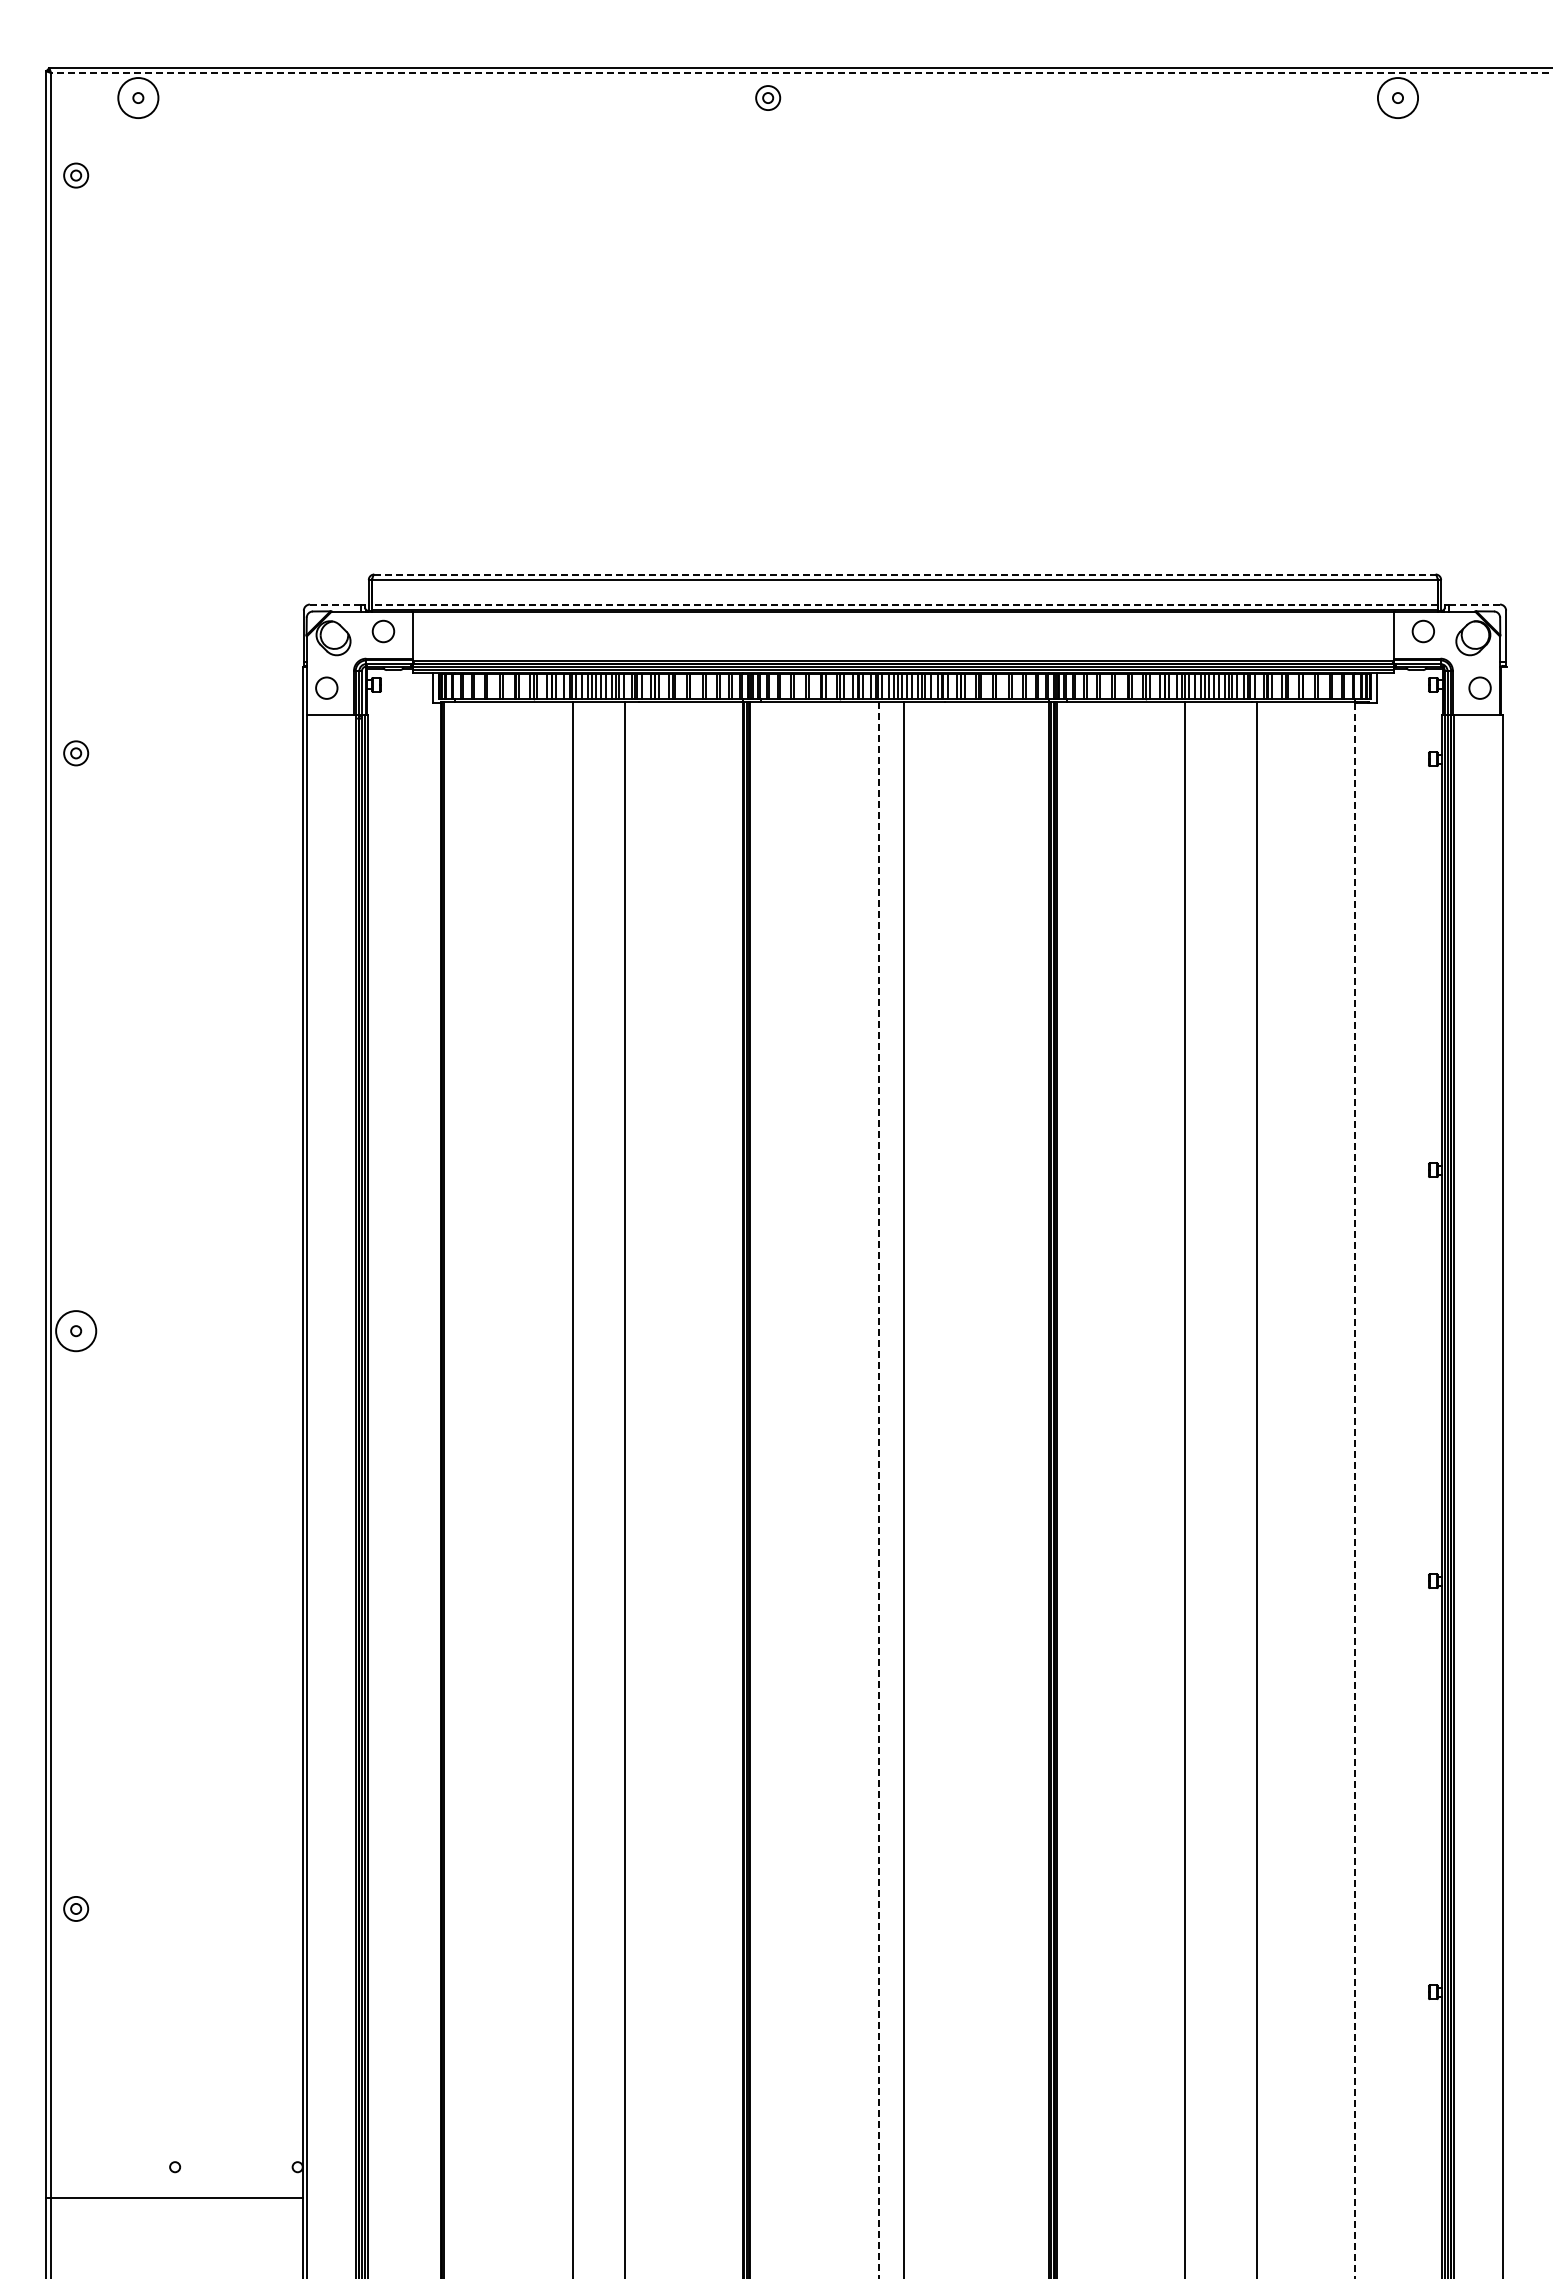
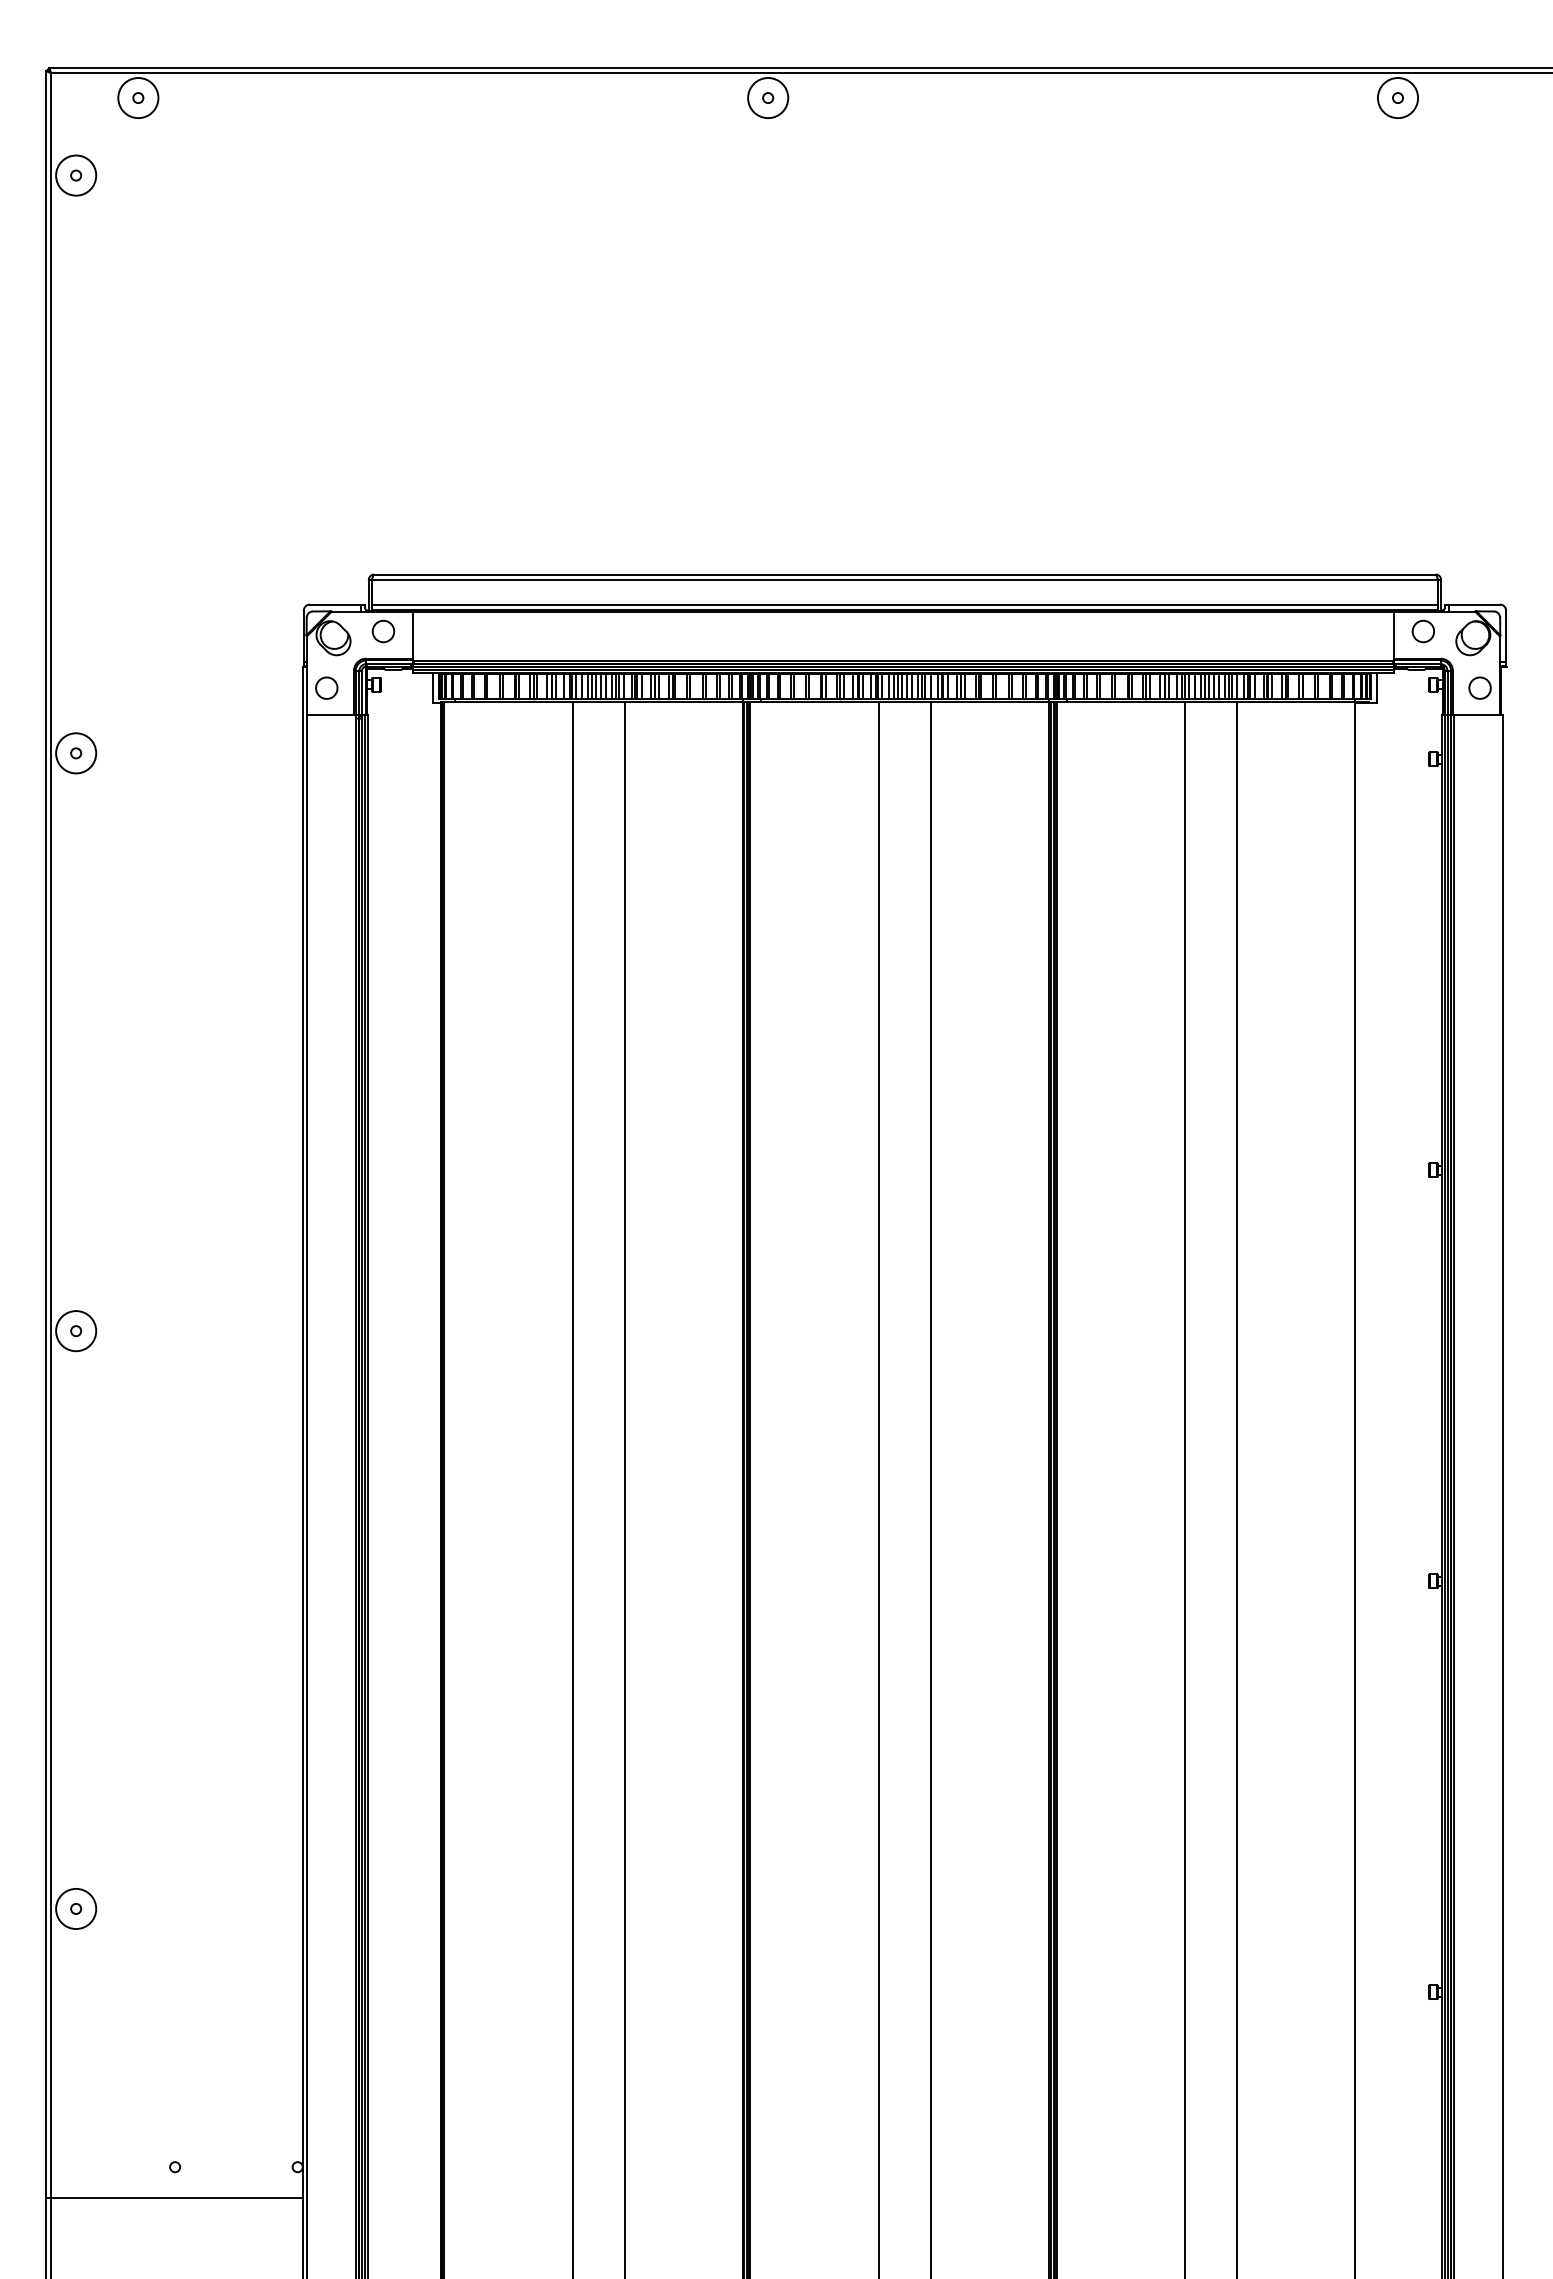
line: dashed -> solid (801, 72)
circle diameter: 24 px -> 40 px (768, 98)
circle diameter: 24 px -> 40 px (76, 175)
line: dashed -> solid (904, 574)
line: dashed -> solid (335, 604)
line: dashed -> solid (904, 604)
line: dashed -> solid (1474, 604)
circle diameter: 24 px -> 40 px (76, 753)
line position: (904, 1488) -> (931, 1488) (931, 1488)
line position: (1257, 1488) -> (1237, 1488) (1237, 1488)
line: dashed -> solid (878, 1490)
line: dashed -> solid (1355, 1490)
circle diameter: 24 px -> 40 px (76, 1908)
